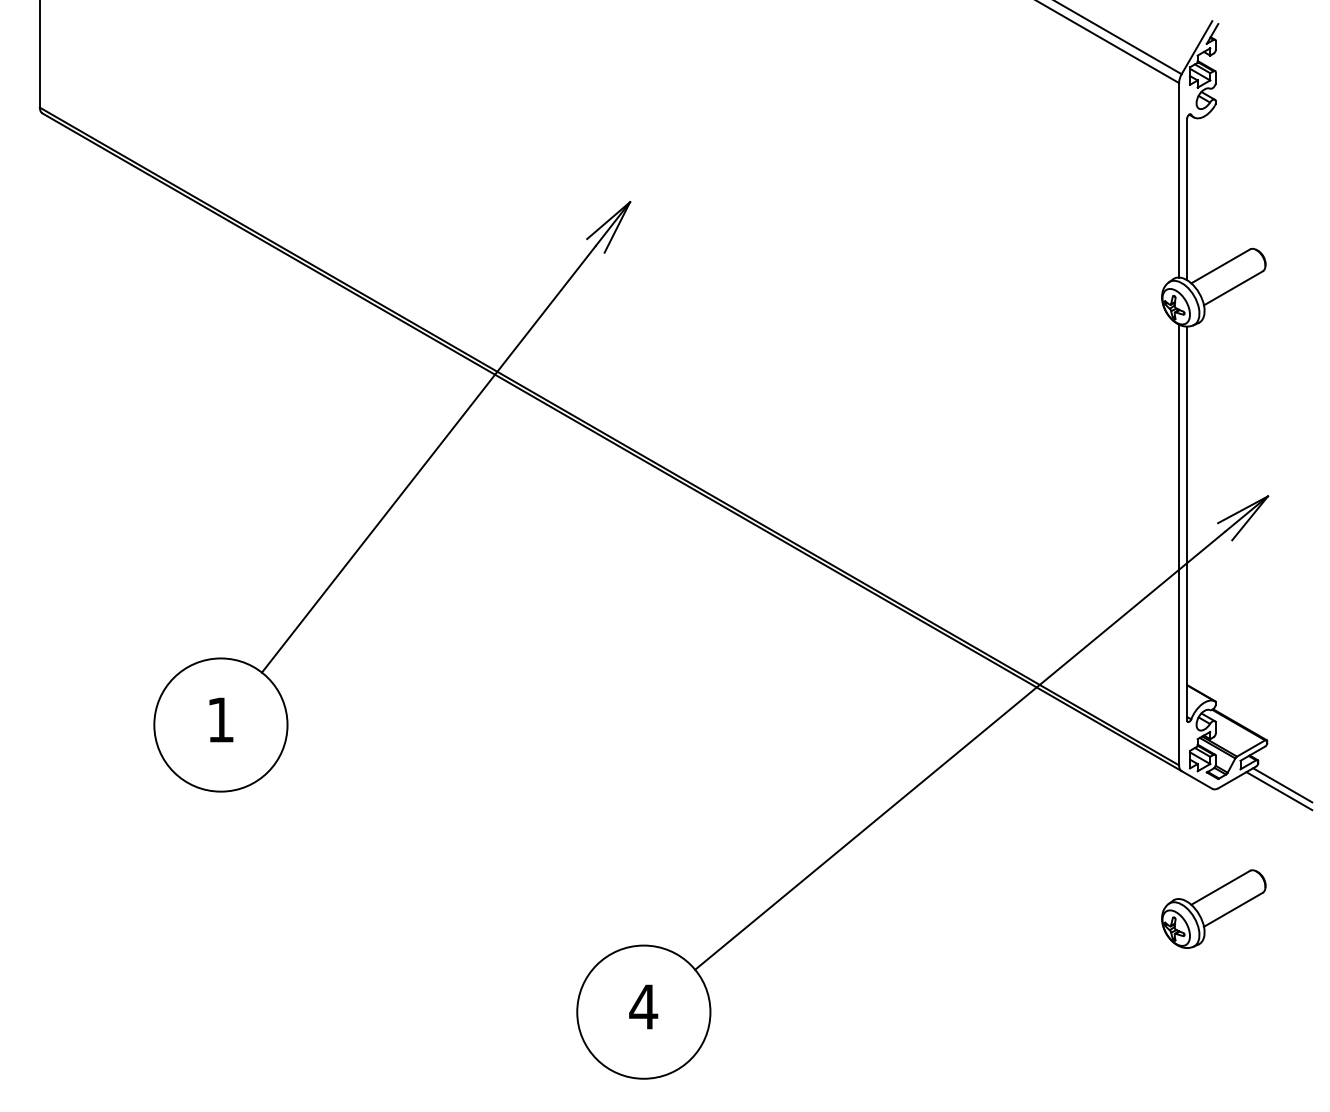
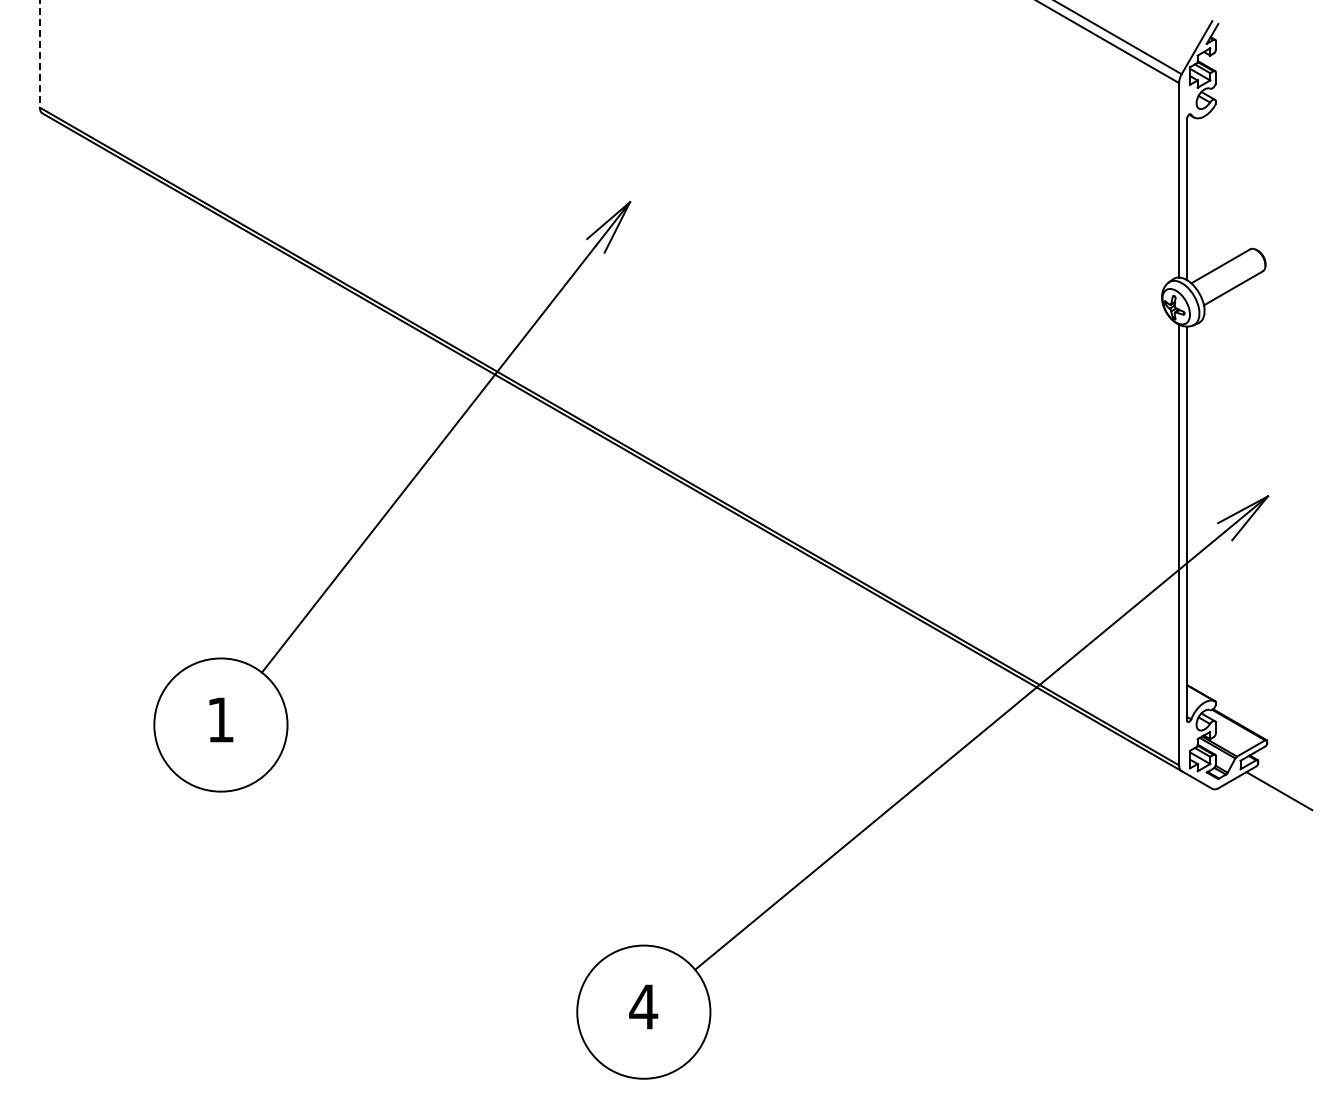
line: solid -> dashed (39, 54)
line: present -> none (1282, 785)
part: present -> none (1213, 908)
